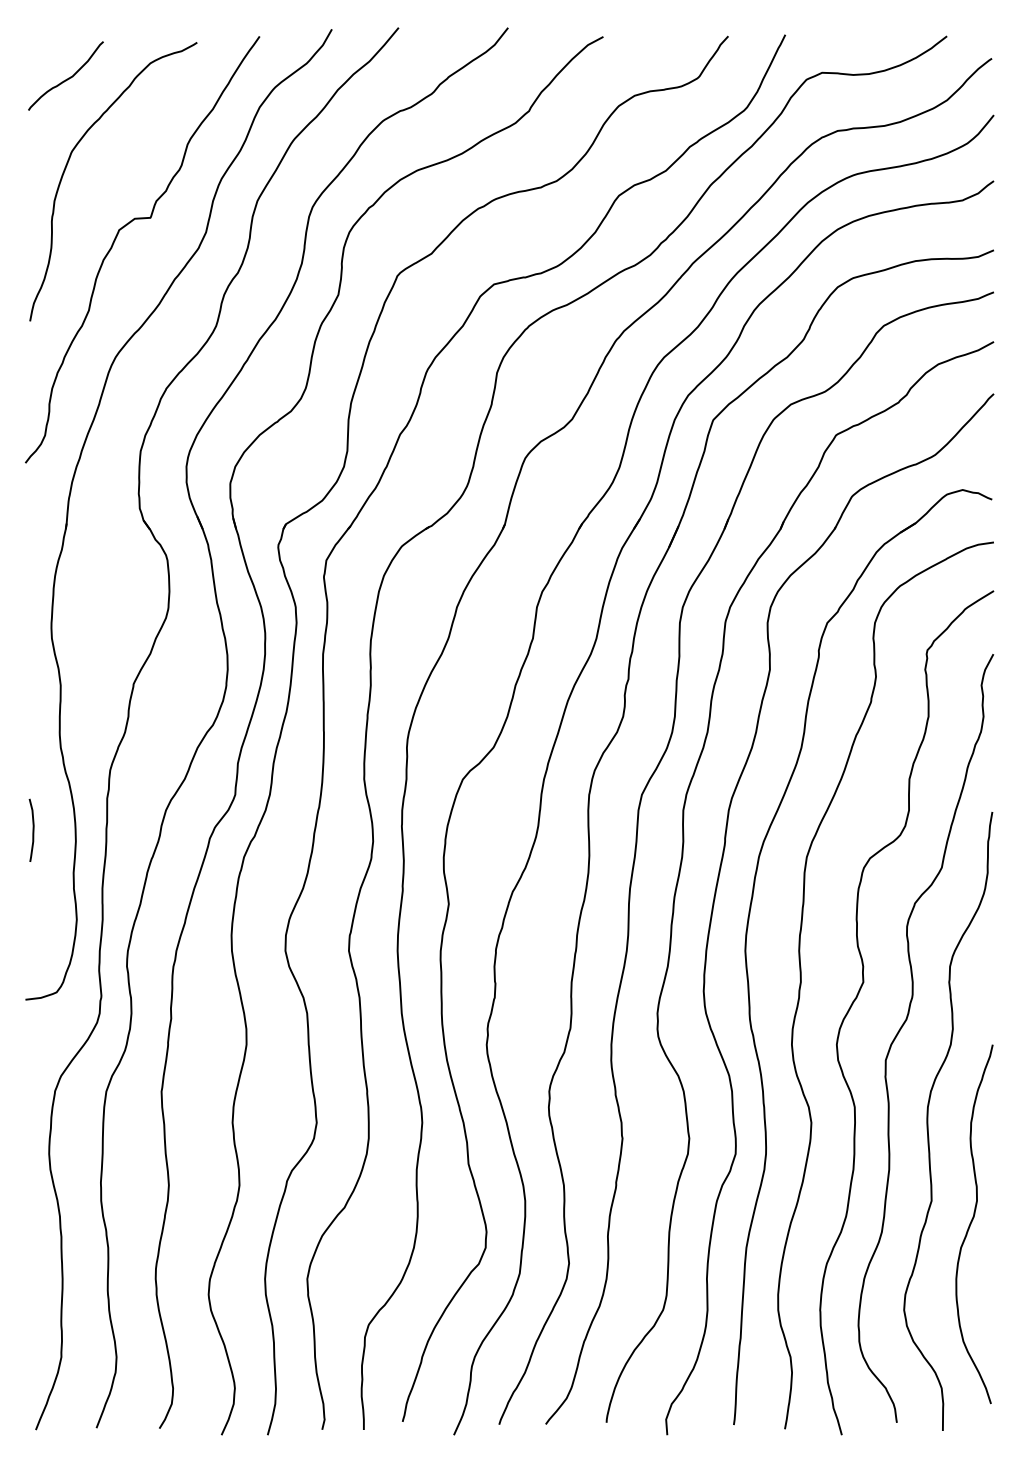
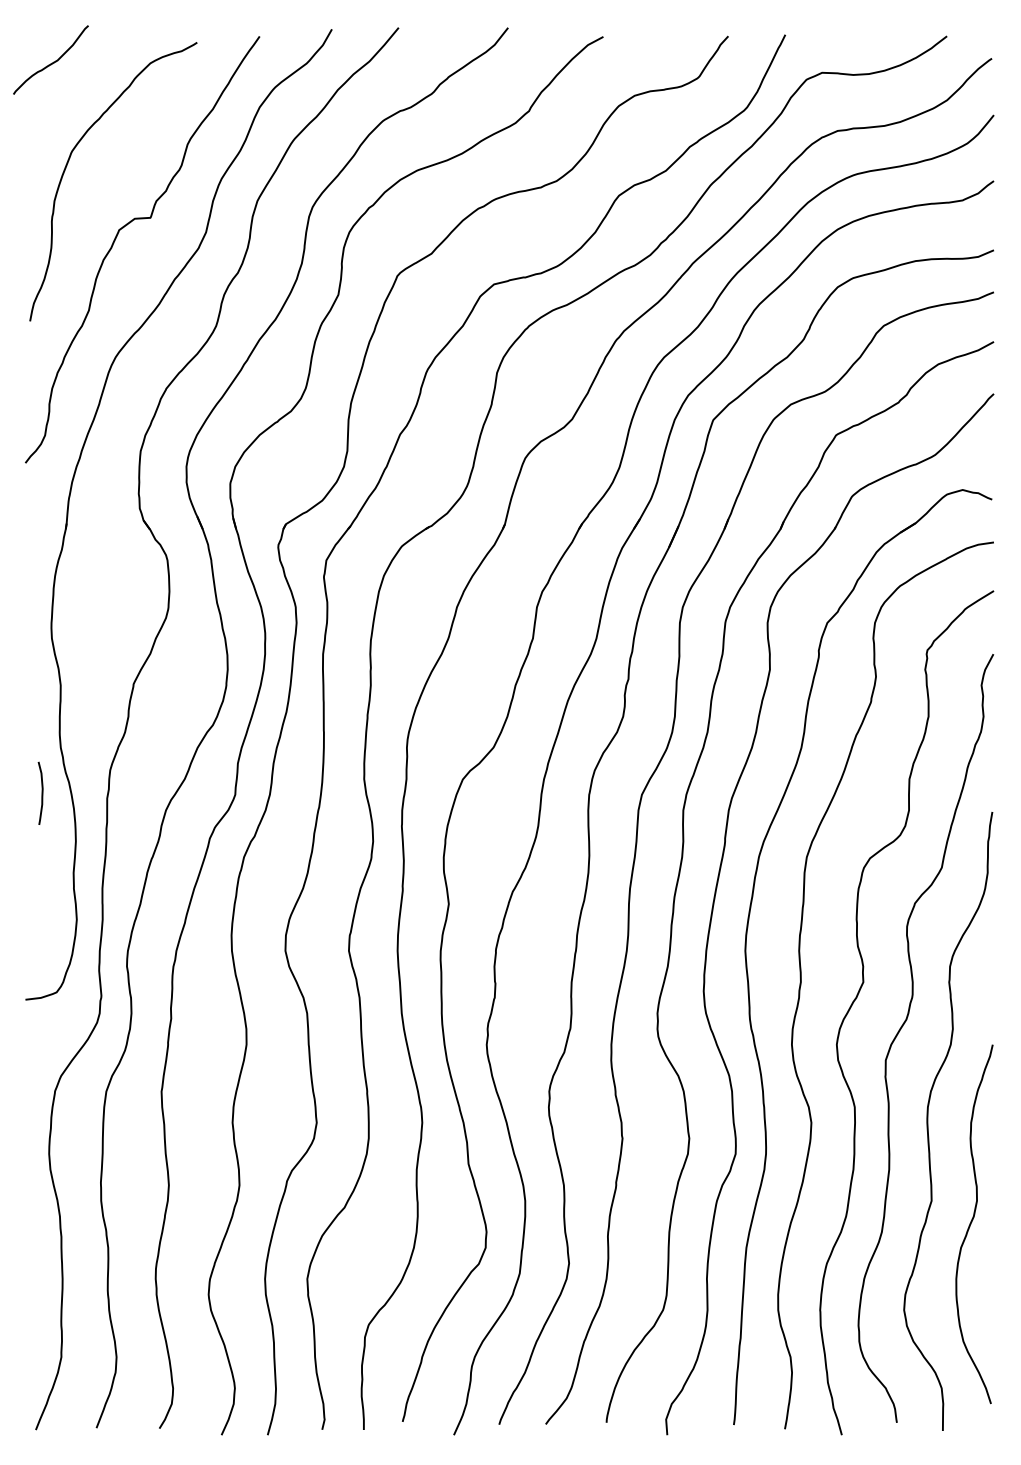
curve position: (68, 77) -> (53, 61) (53, 61)
curve position: (32, 829) -> (41, 792) (41, 792)
